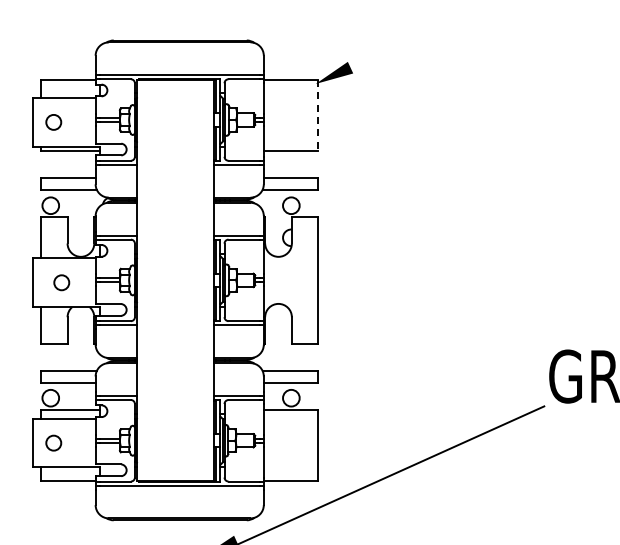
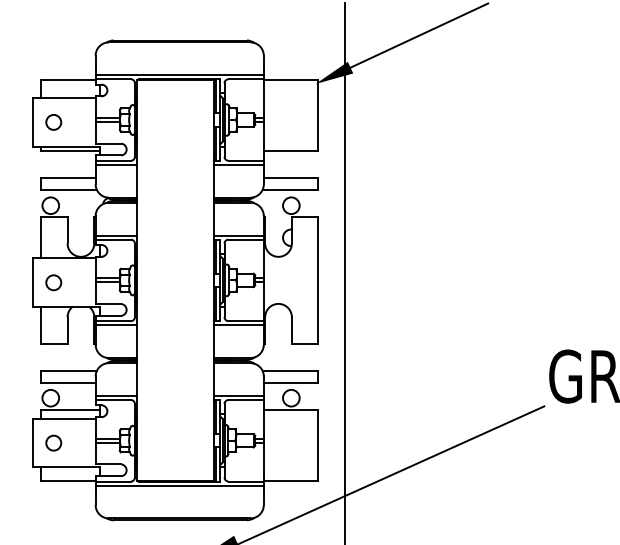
line: none -> present (419, 35)
line: dashed -> solid (318, 115)
line: none -> present (344, 271)
circle position: (61, 282) -> (53, 282) (53, 282)
